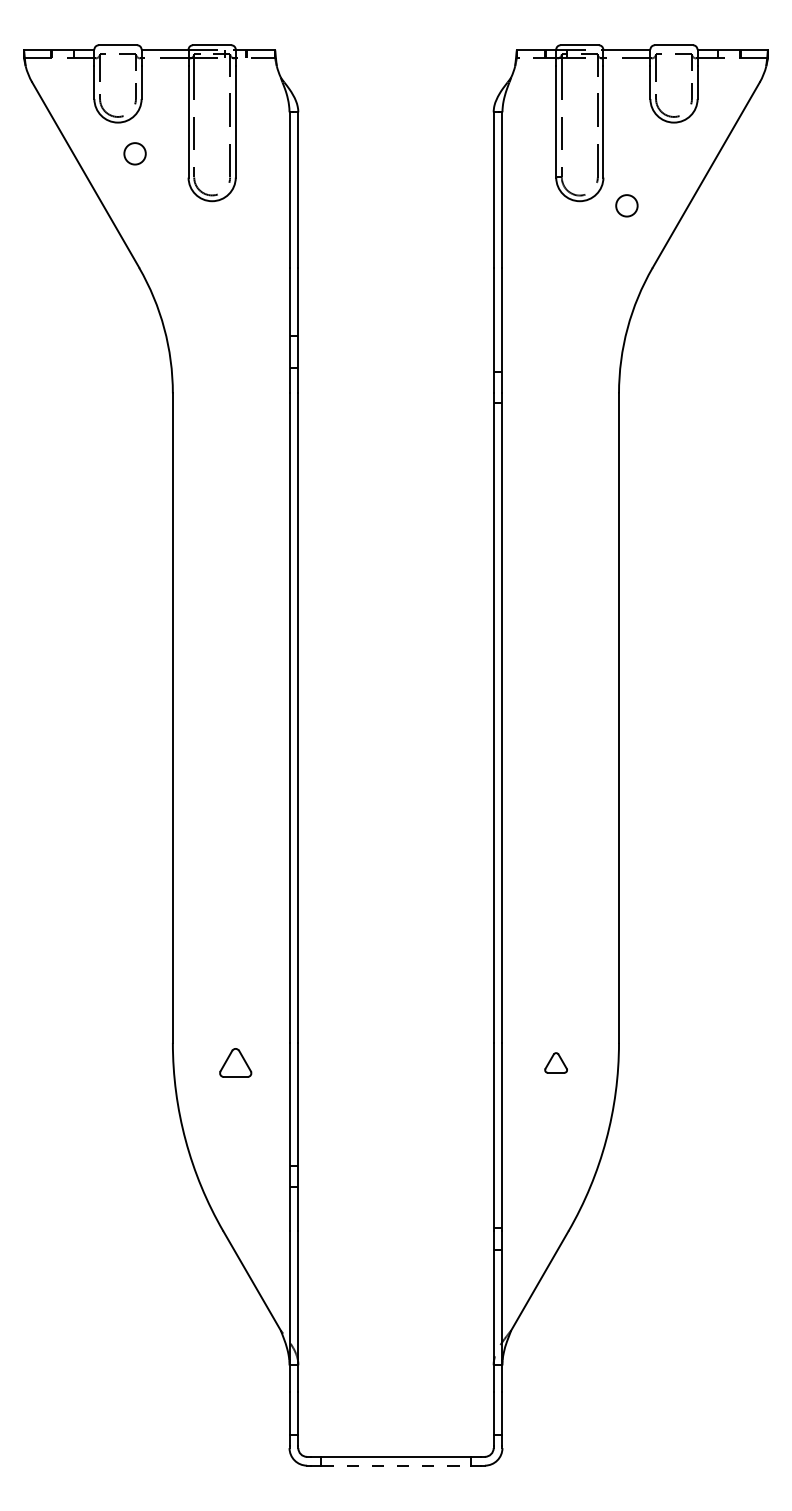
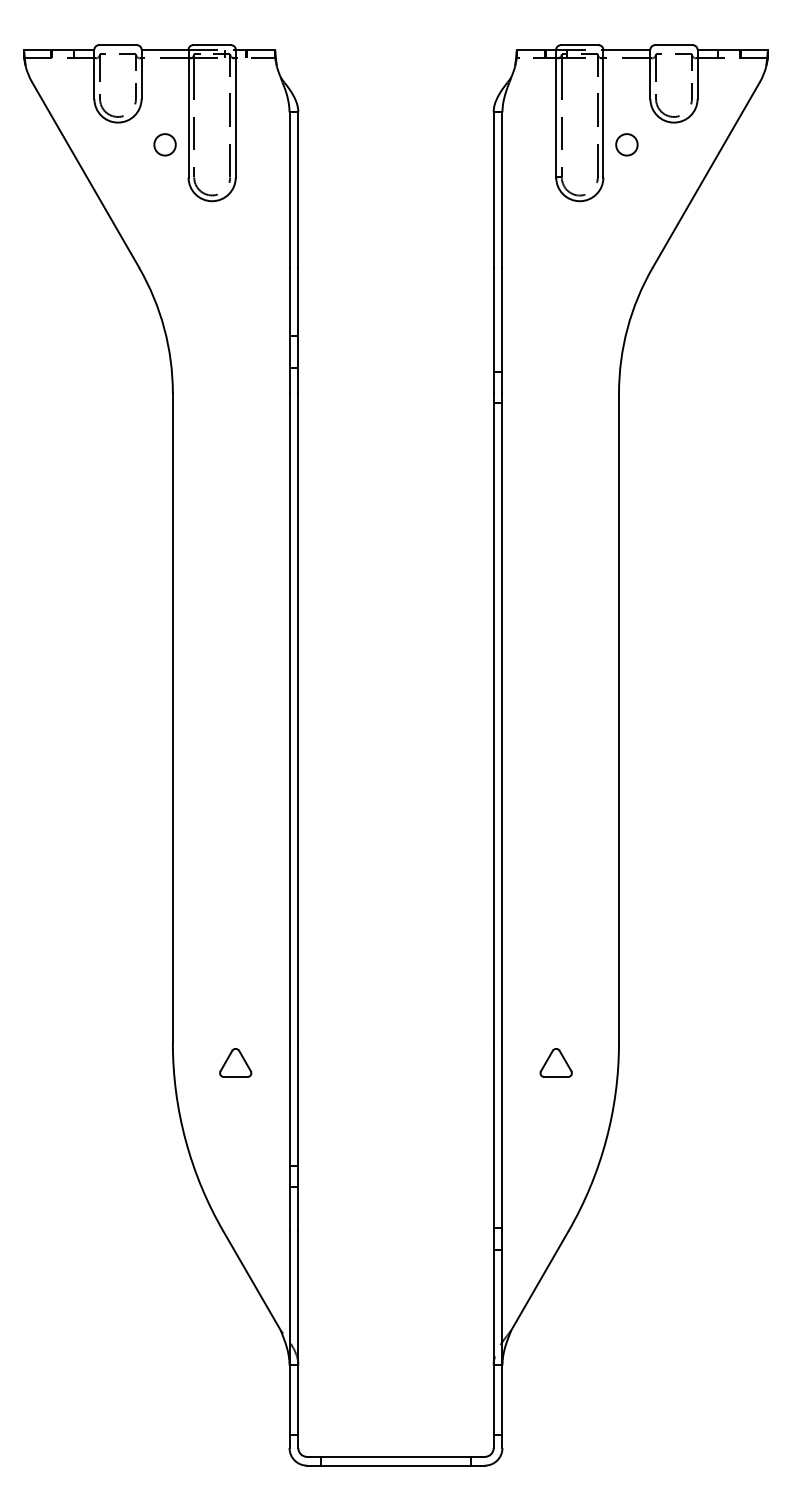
circle position: (134, 153) -> (164, 144) (164, 144)
circle position: (626, 205) -> (626, 144) (626, 144)
part size: 24x22 px -> 34x30 px (555, 1062)
line: dashed -> solid (396, 1465)
